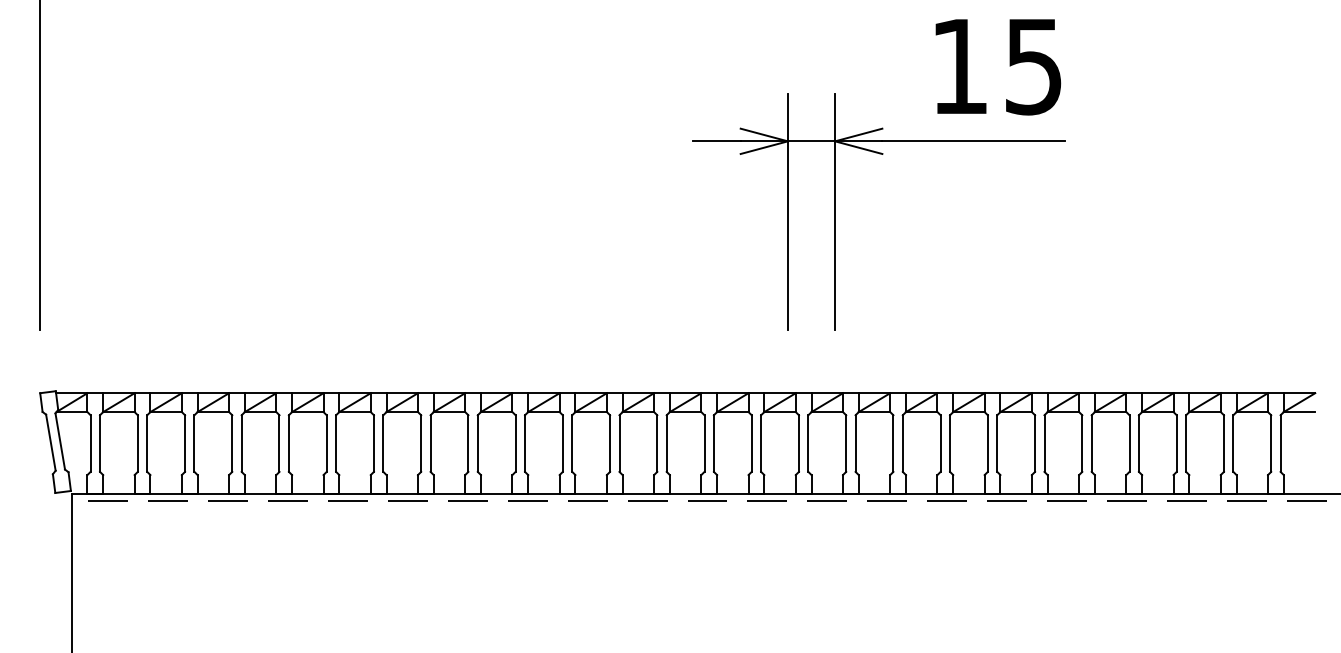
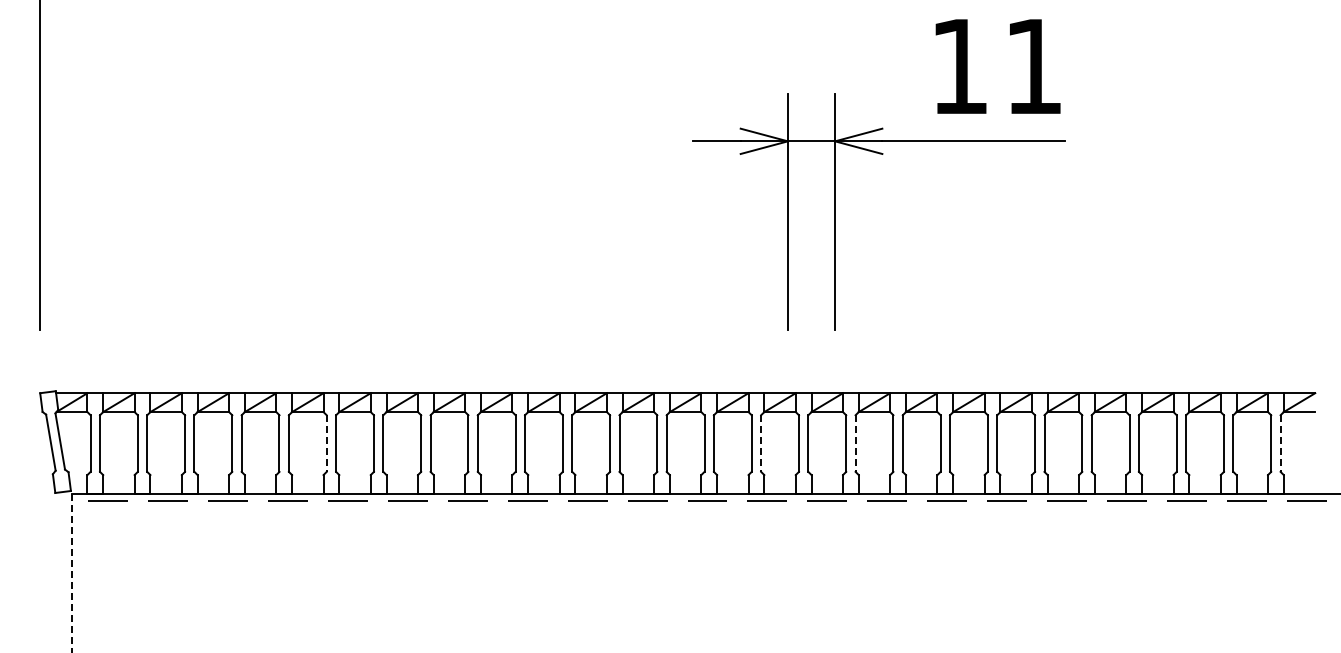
text: 15 -> 11 (1033, 67)
line: solid -> dashed (326, 444)
line: solid -> dashed (761, 444)
line: solid -> dashed (855, 444)
line: solid -> dashed (1280, 444)
line: solid -> dashed (71, 573)
